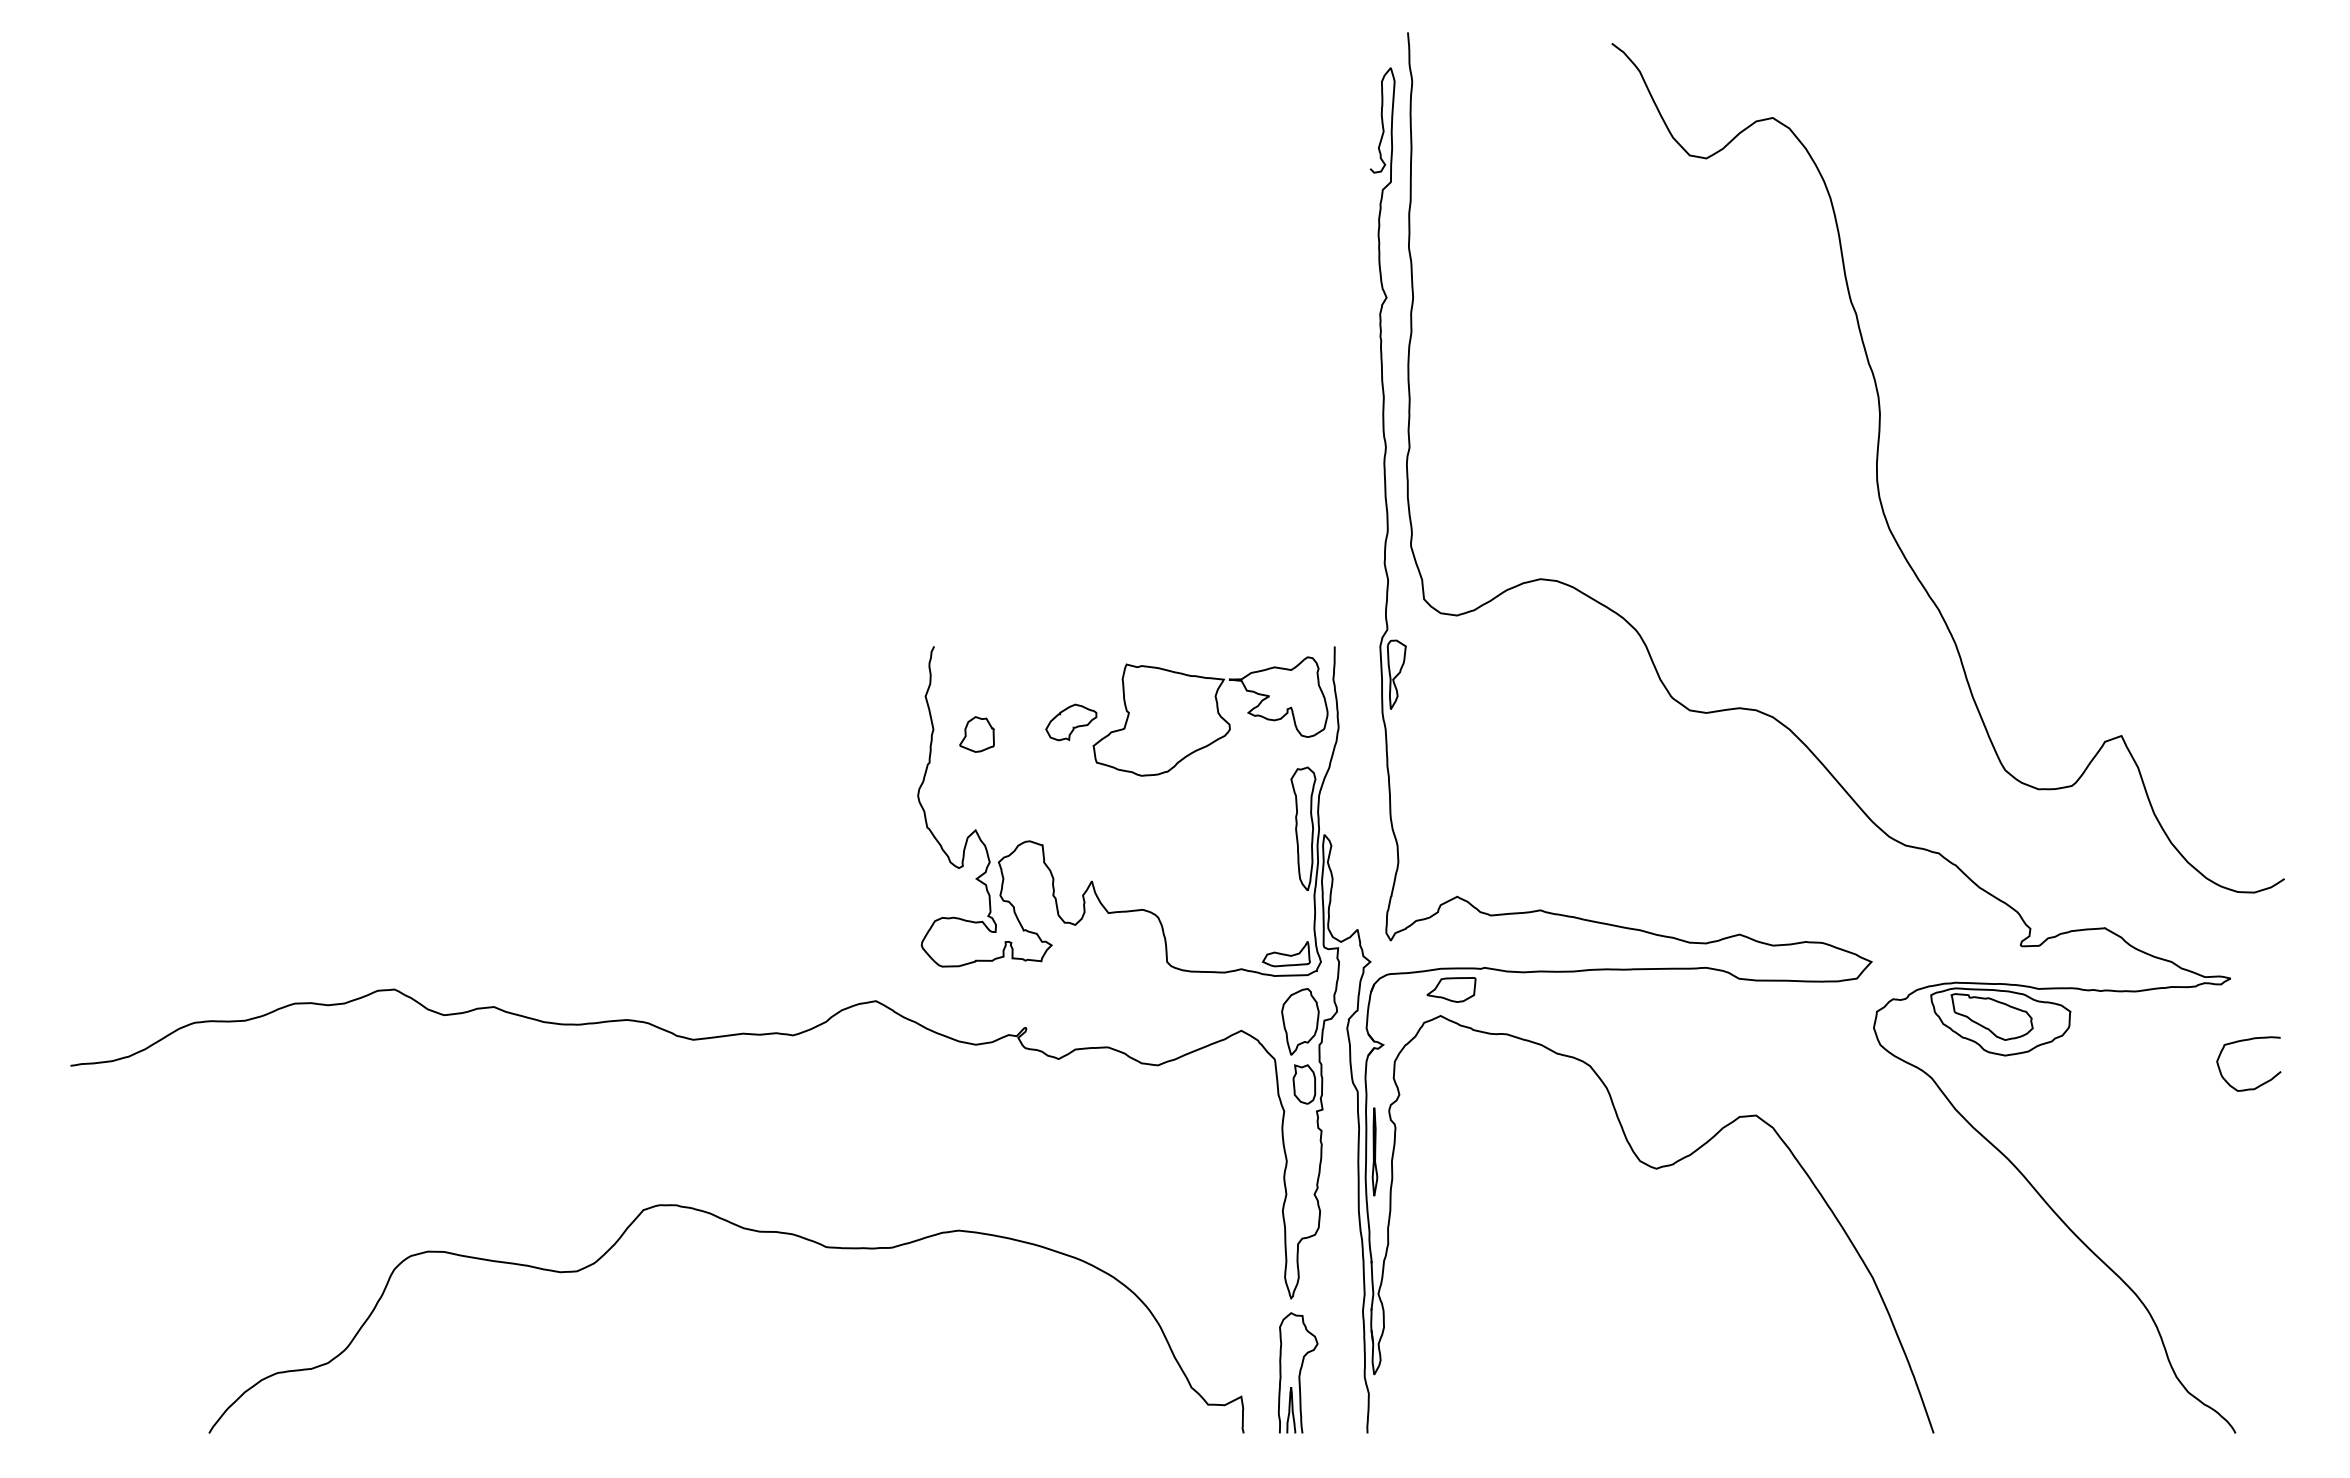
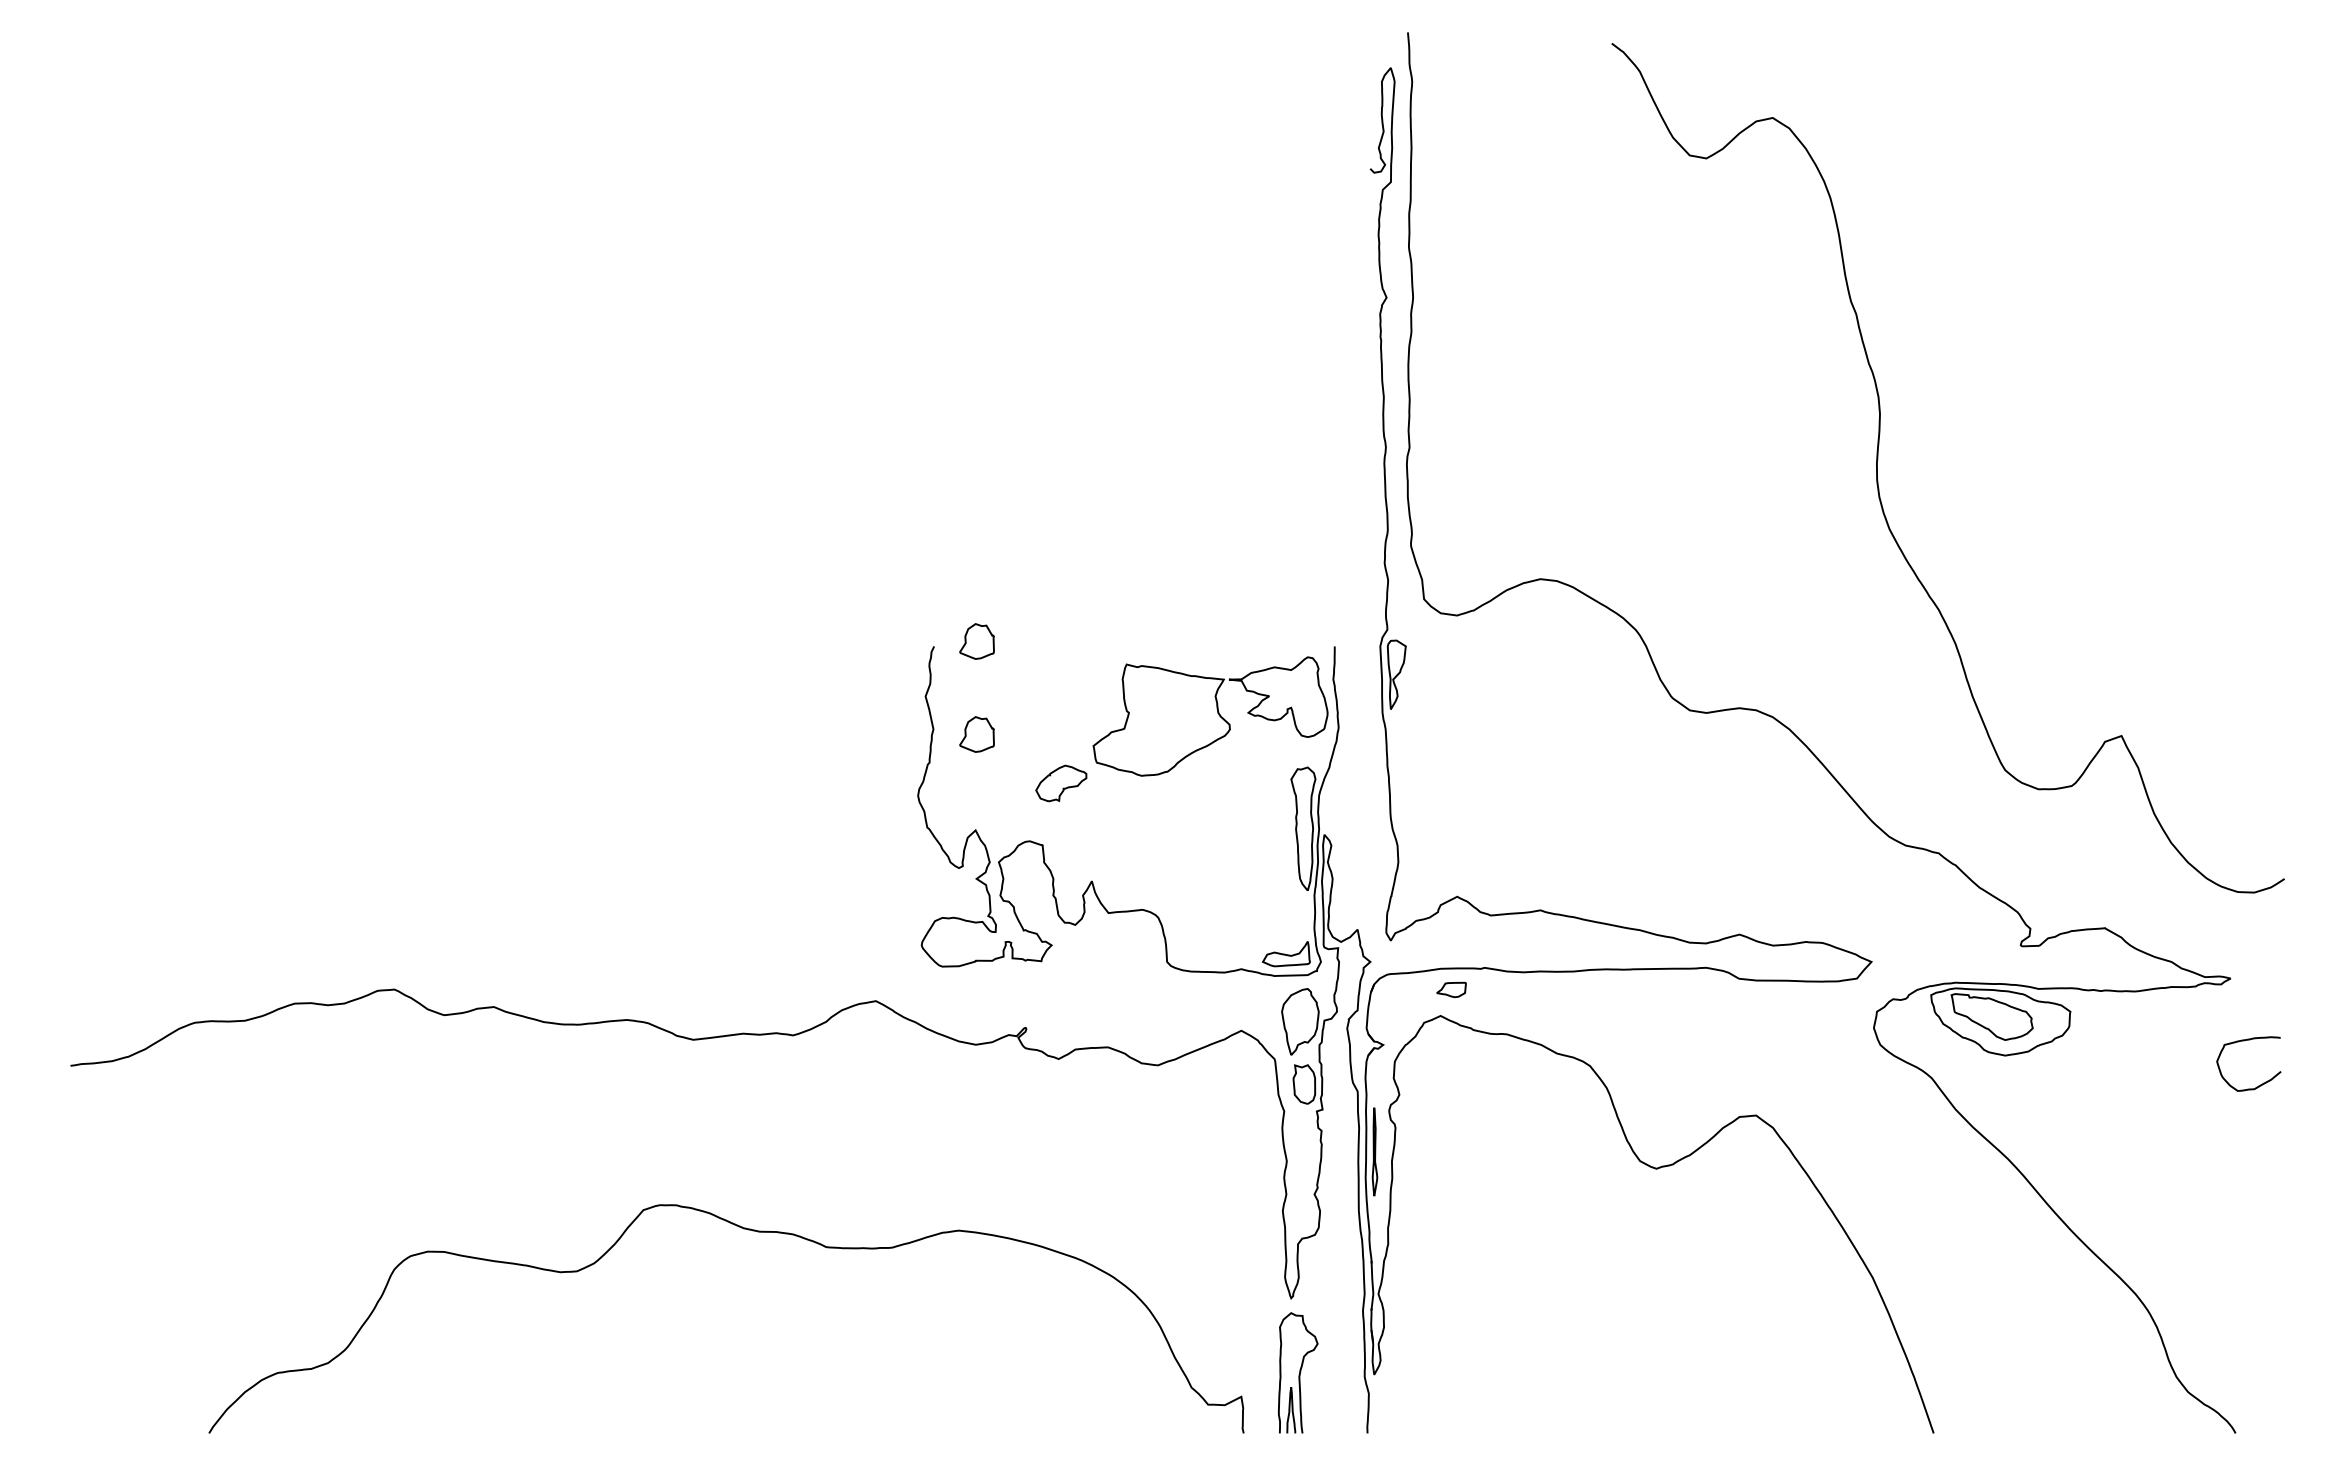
part: none -> present (976, 641)
part position: (1071, 722) -> (1061, 783) (1061, 783)
part size: 51x26 px -> 31x18 px (1451, 989)
